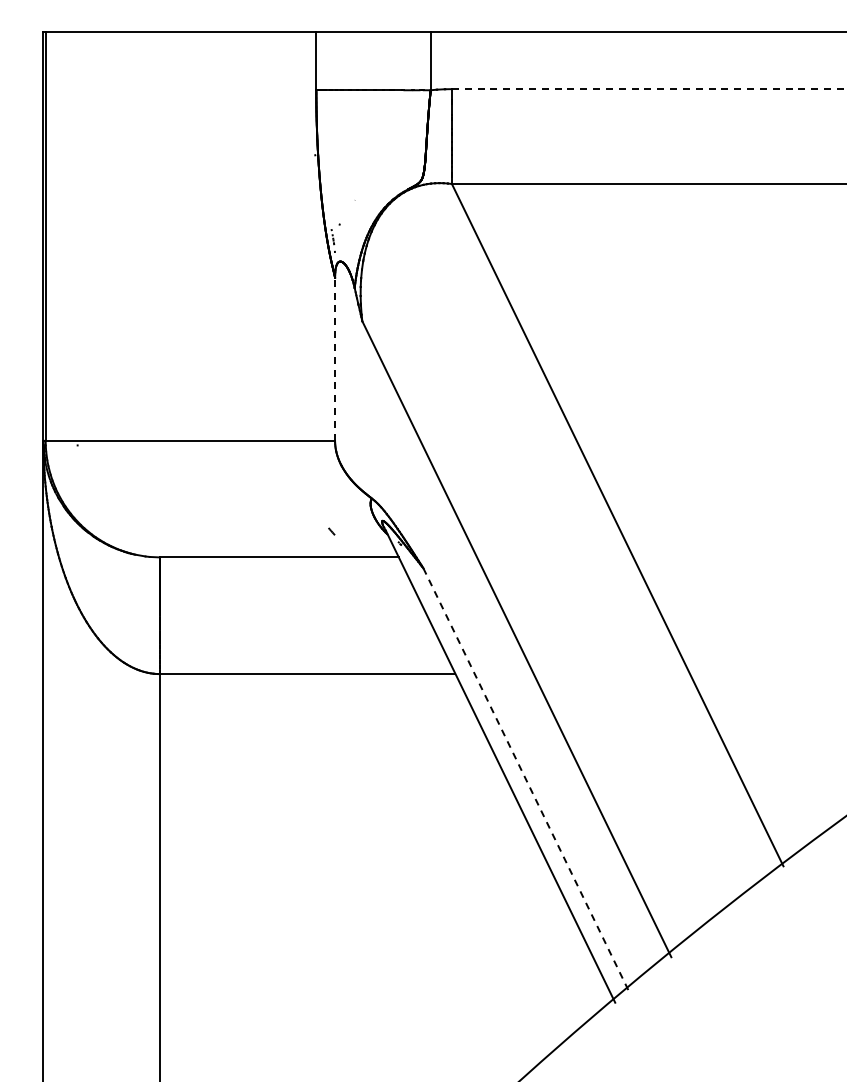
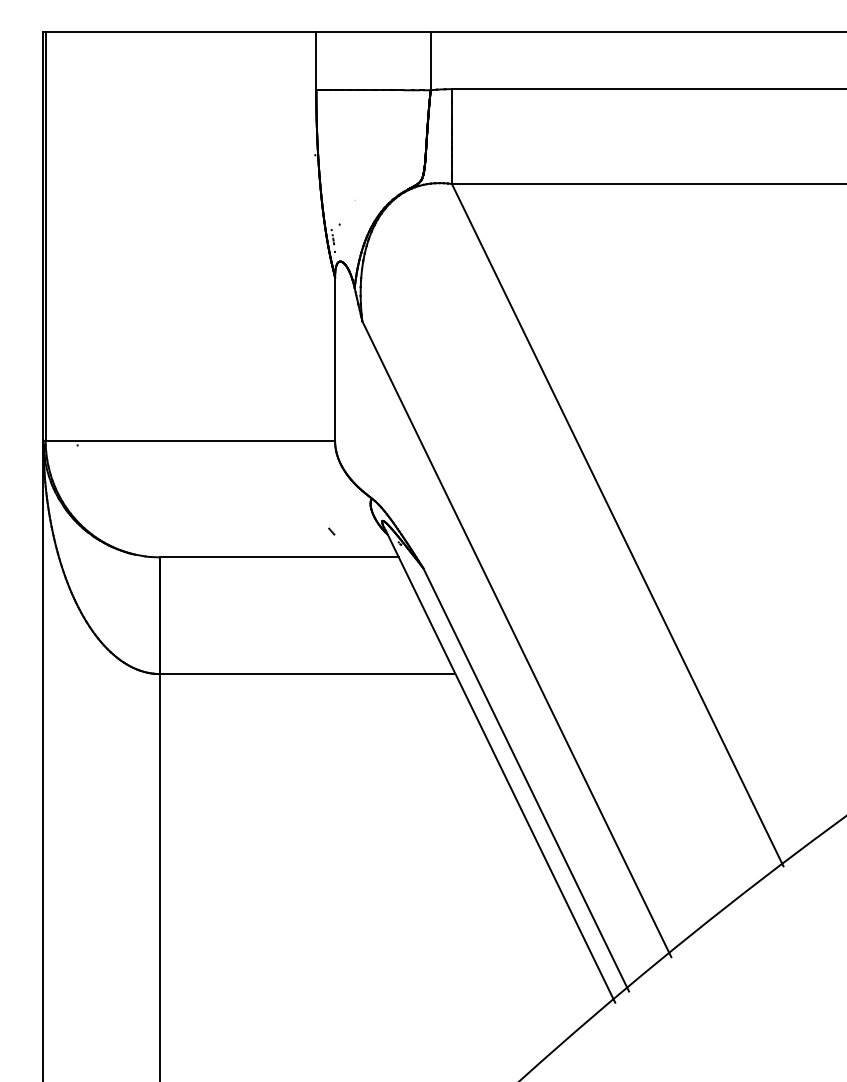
line: dashed -> solid (649, 89)
line: dashed -> solid (335, 359)
line: dashed -> solid (526, 780)
